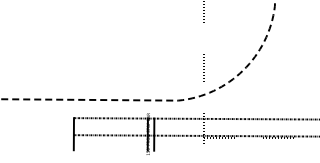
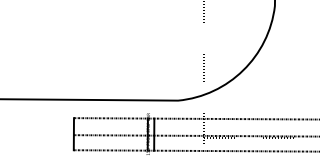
line: dashed -> solid (178, 100)
line: none -> present (194, 150)
